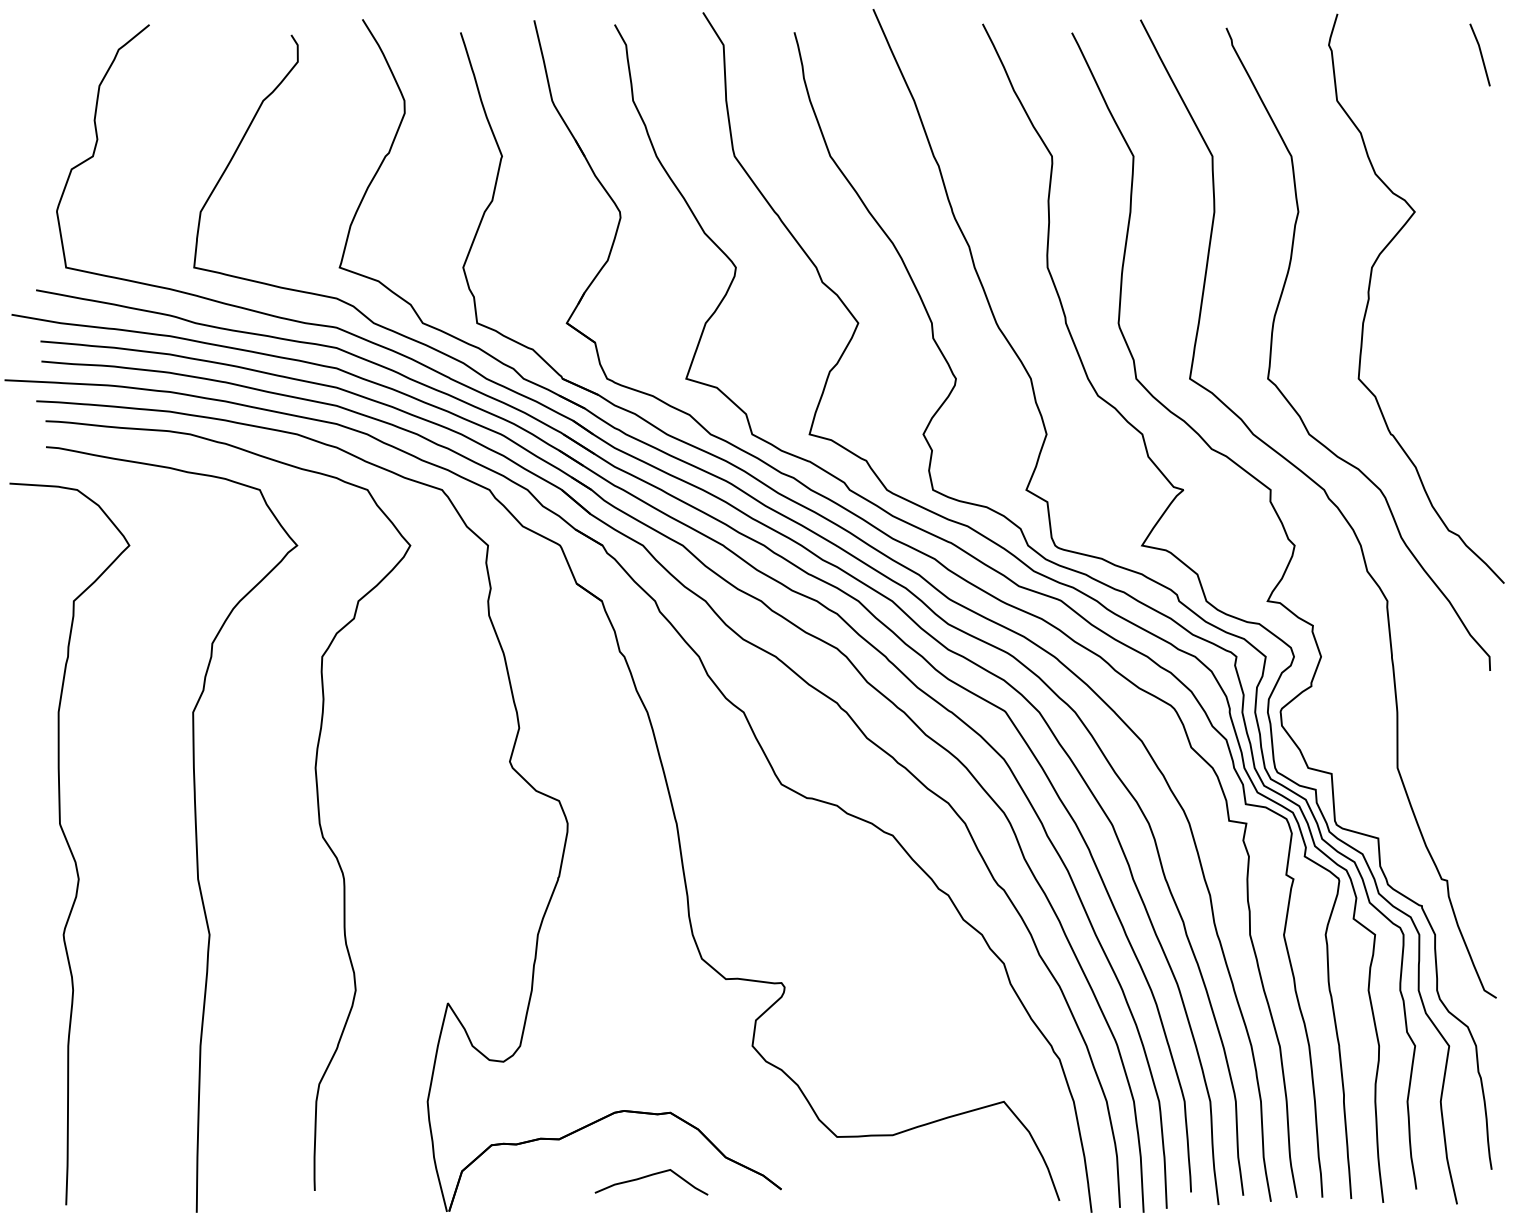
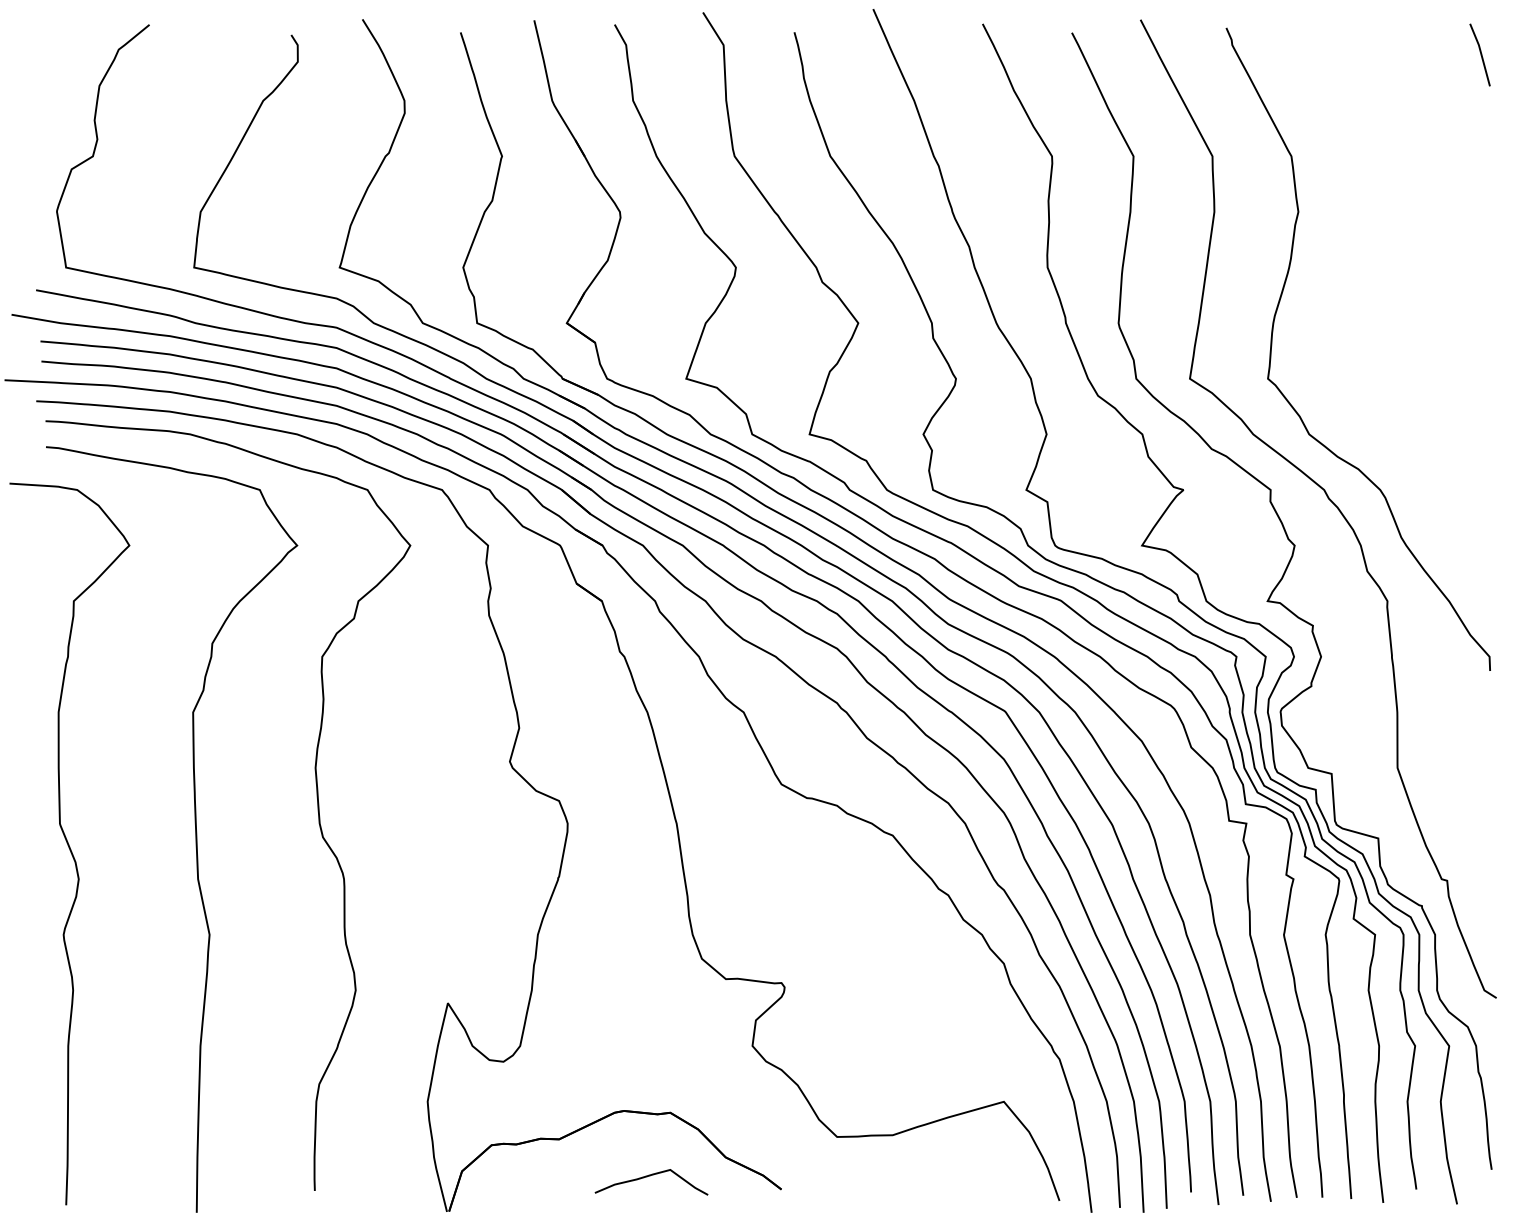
curve: present -> none (1369, 298)
